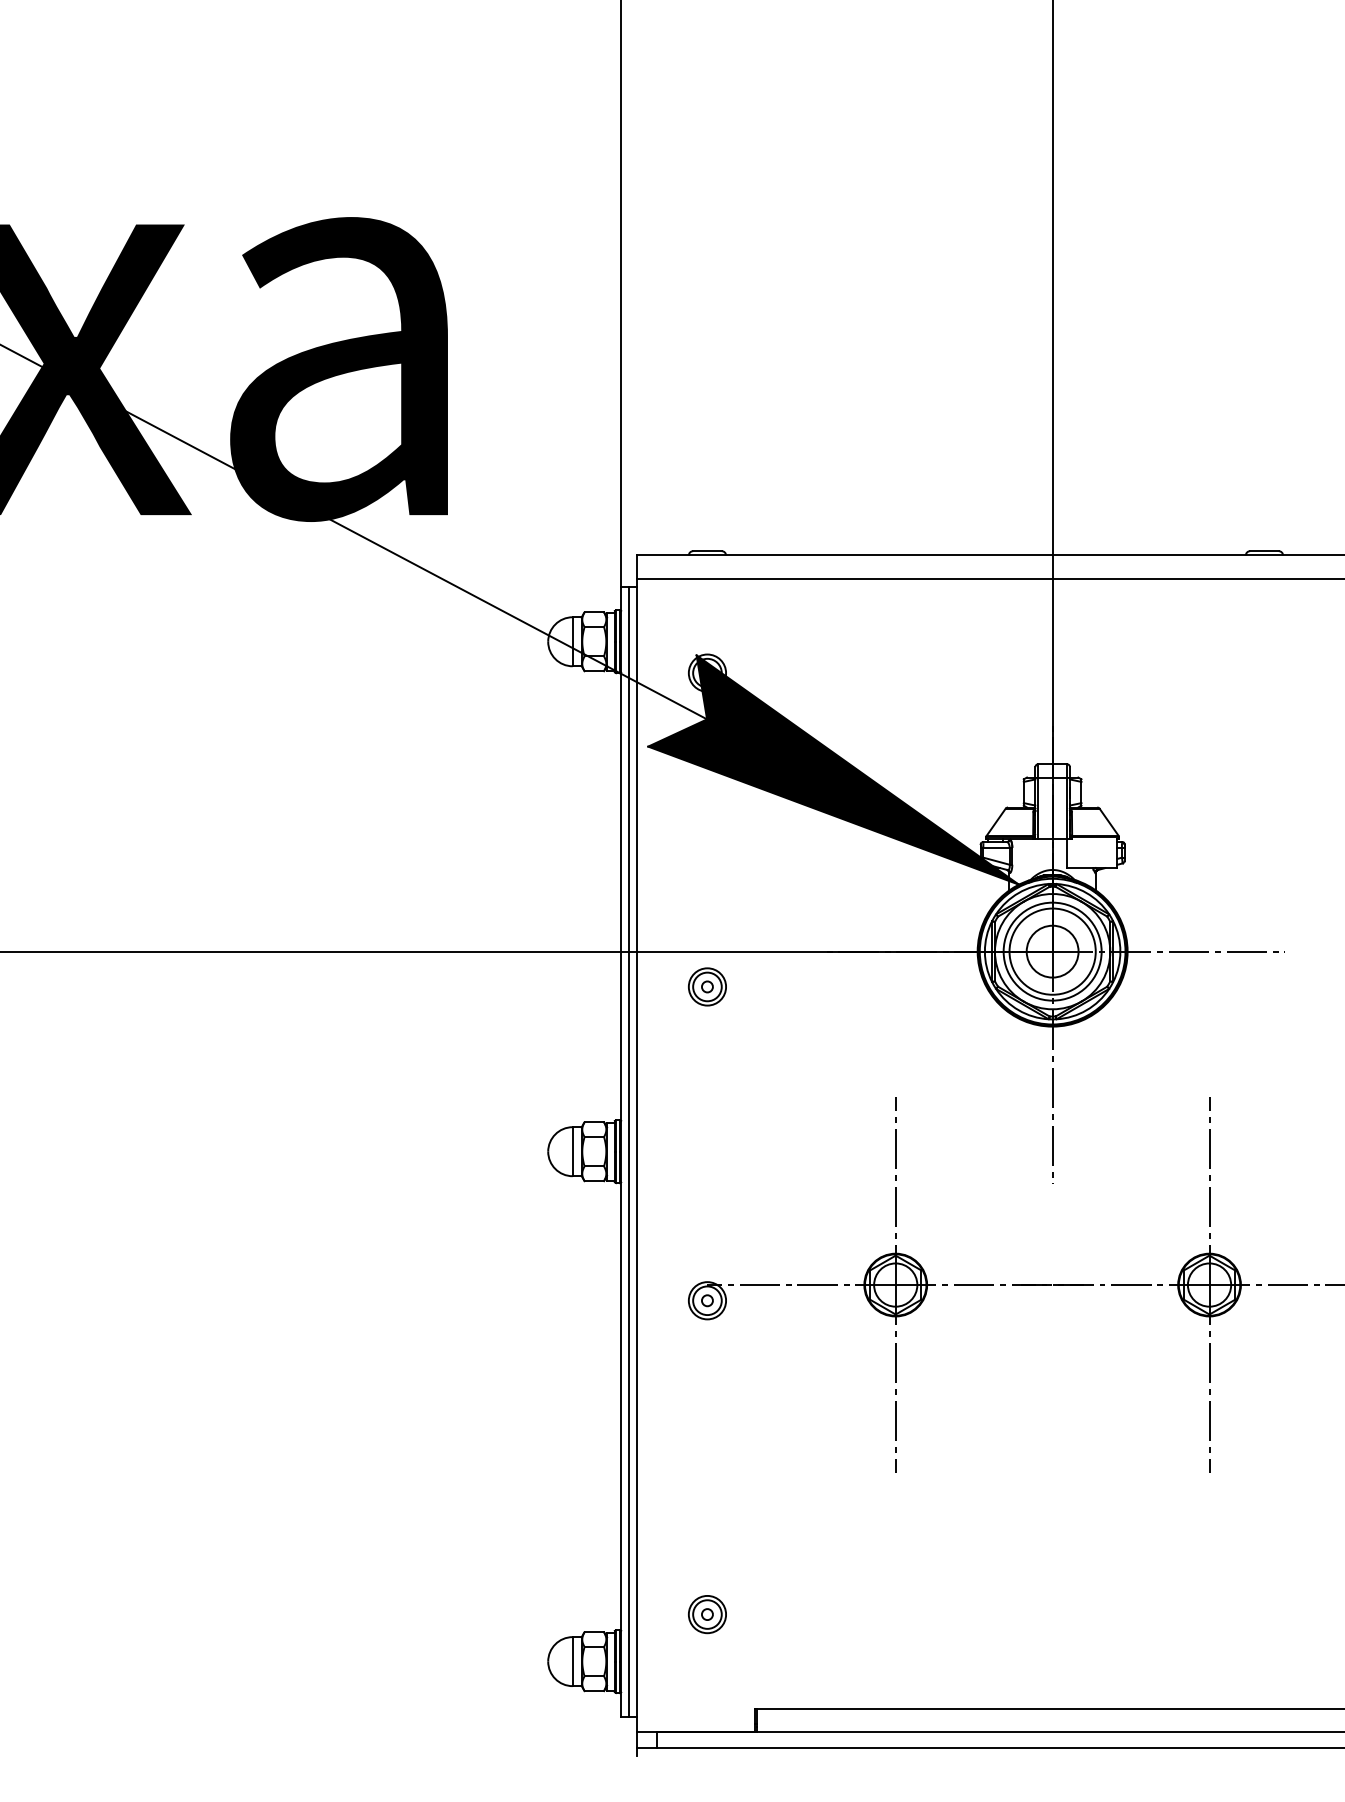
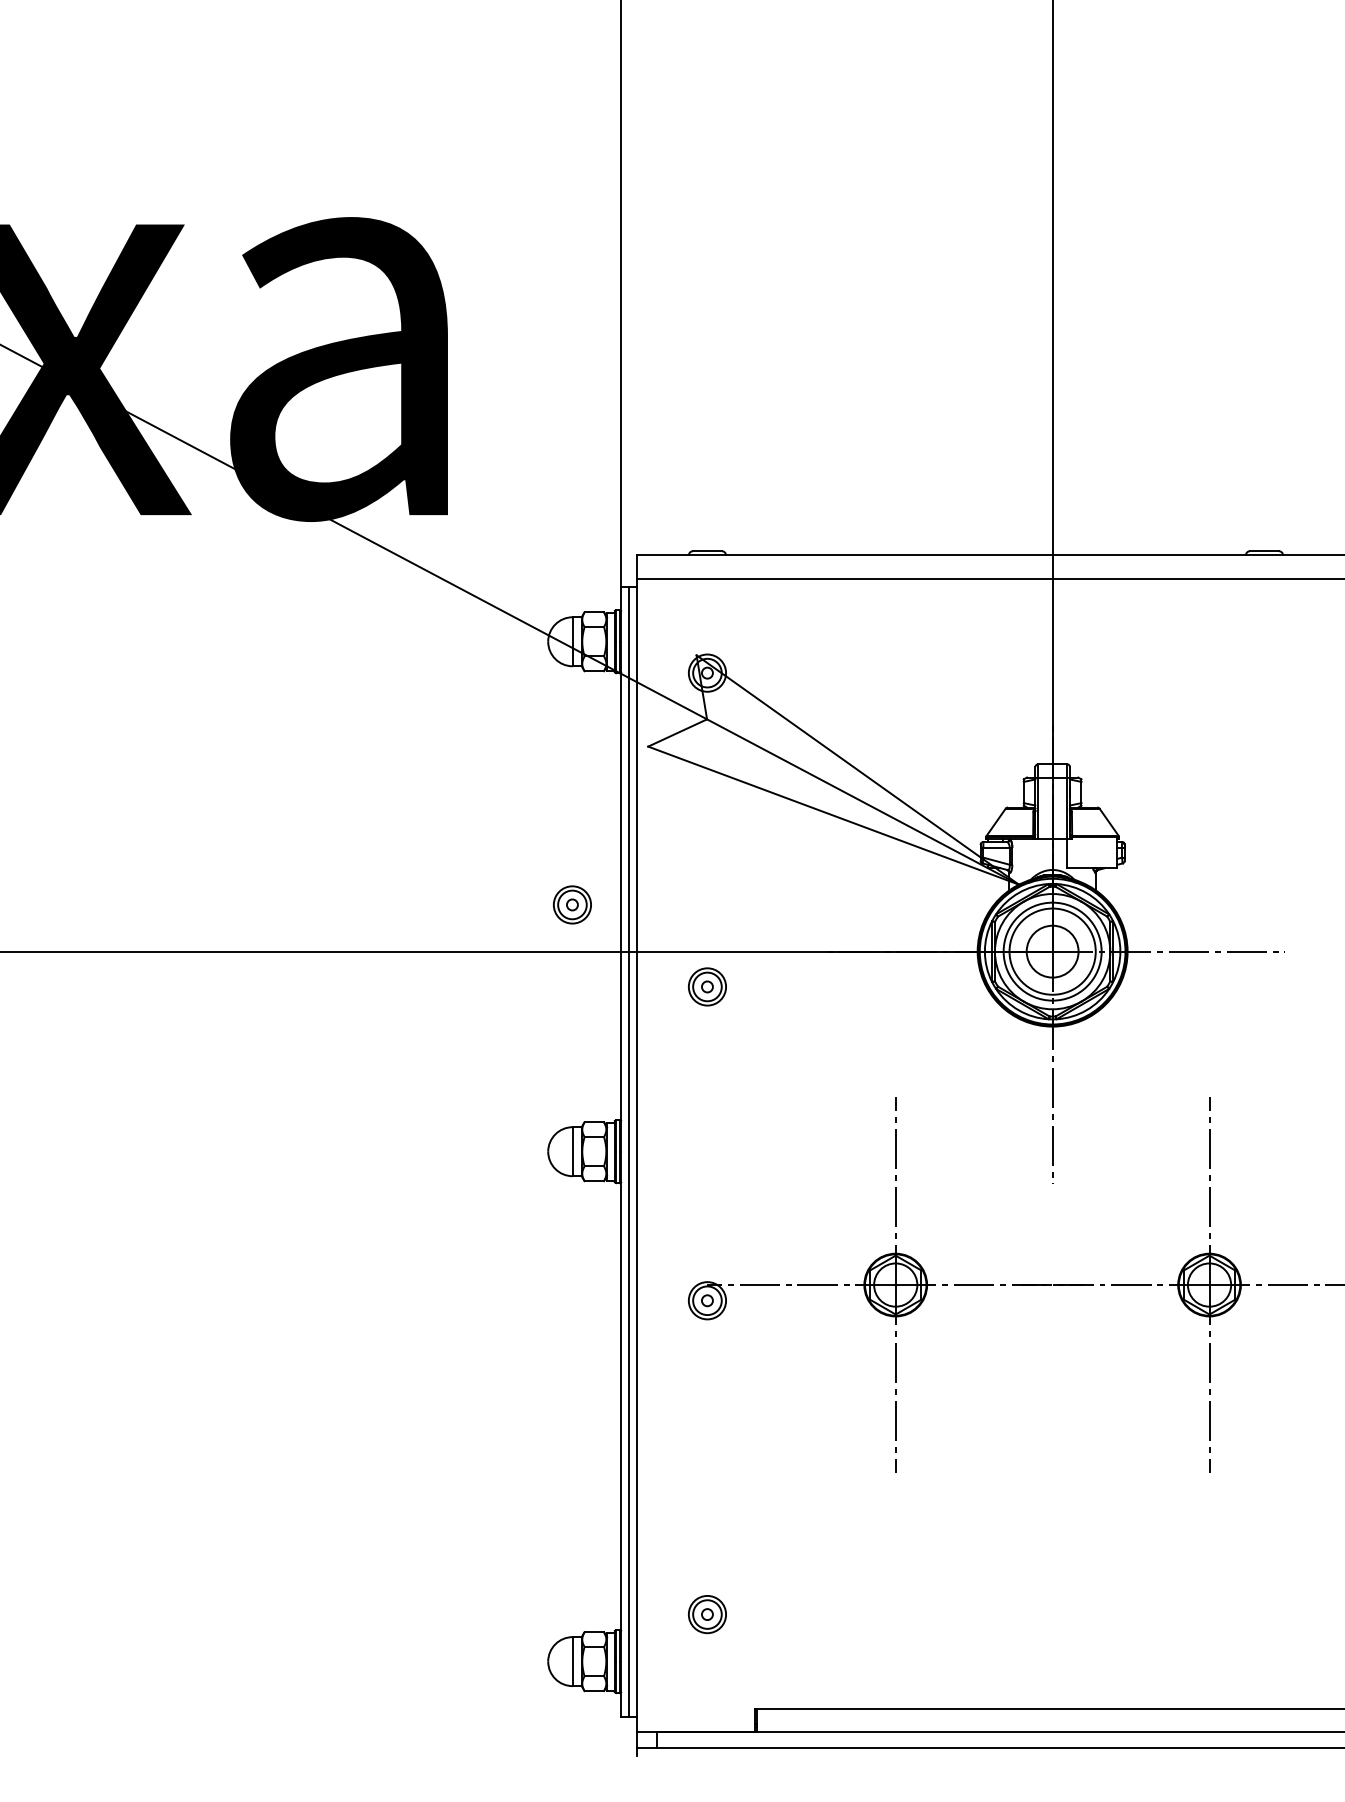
fill: present -> none (833, 769)
part: none -> present (572, 904)
